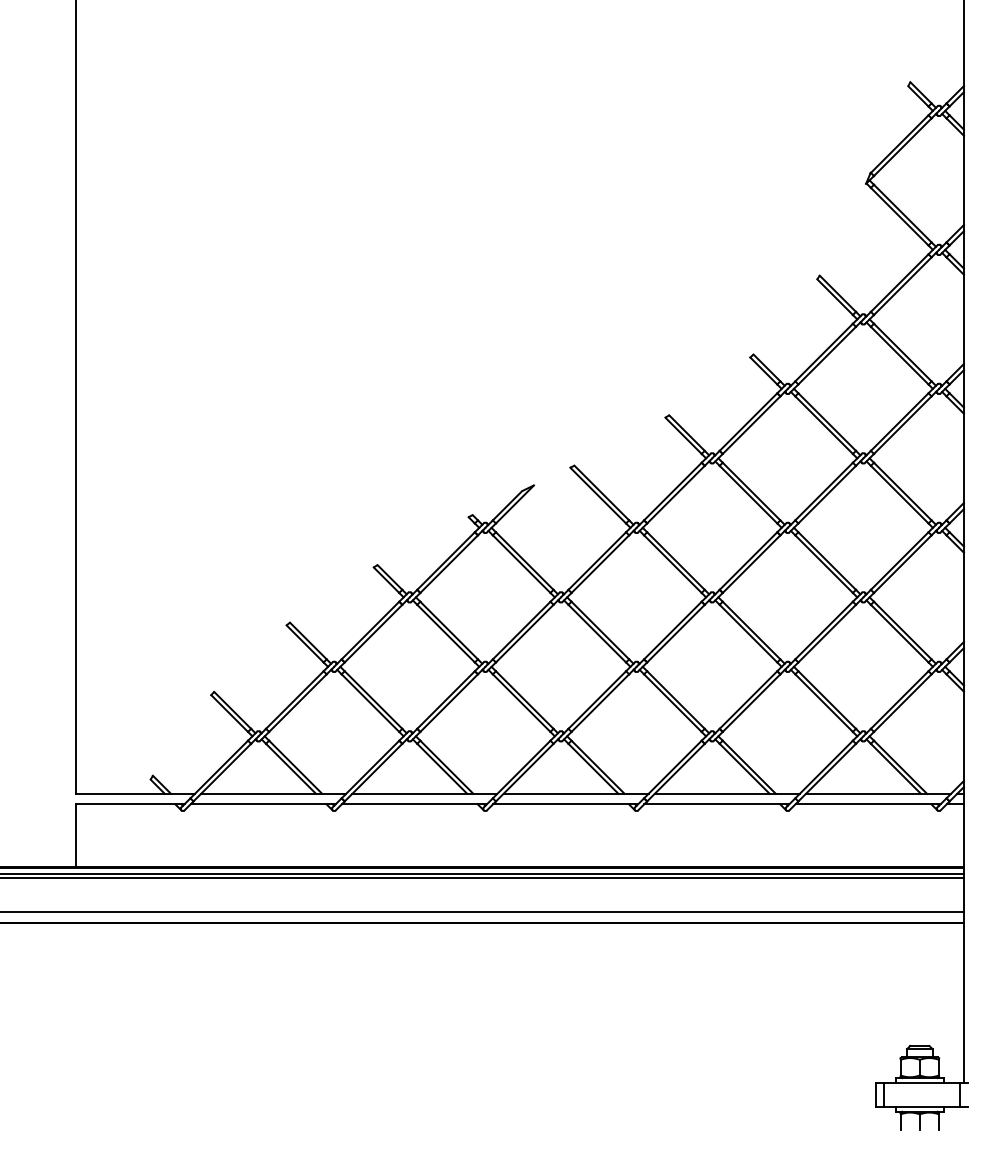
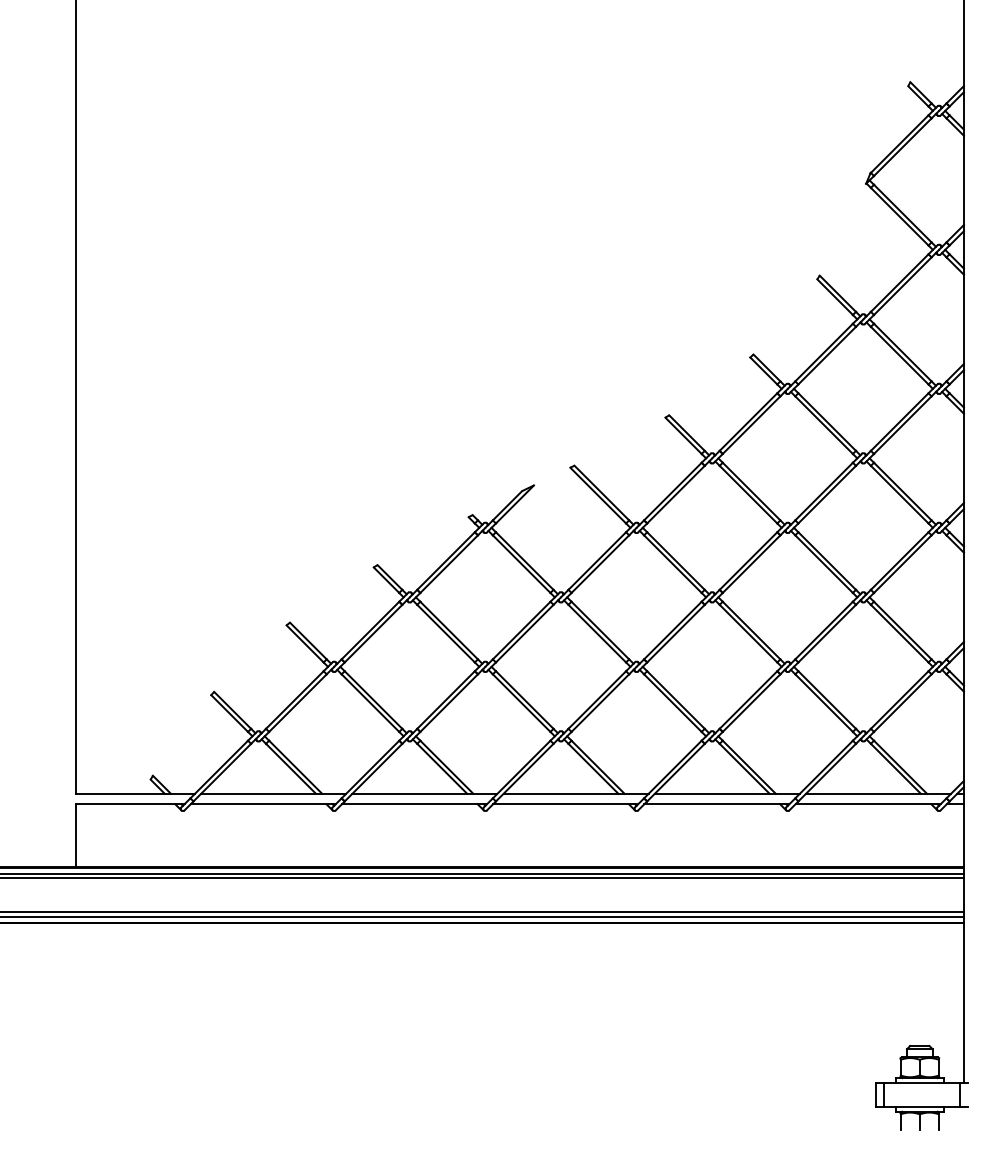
line: none -> present (482, 916)
